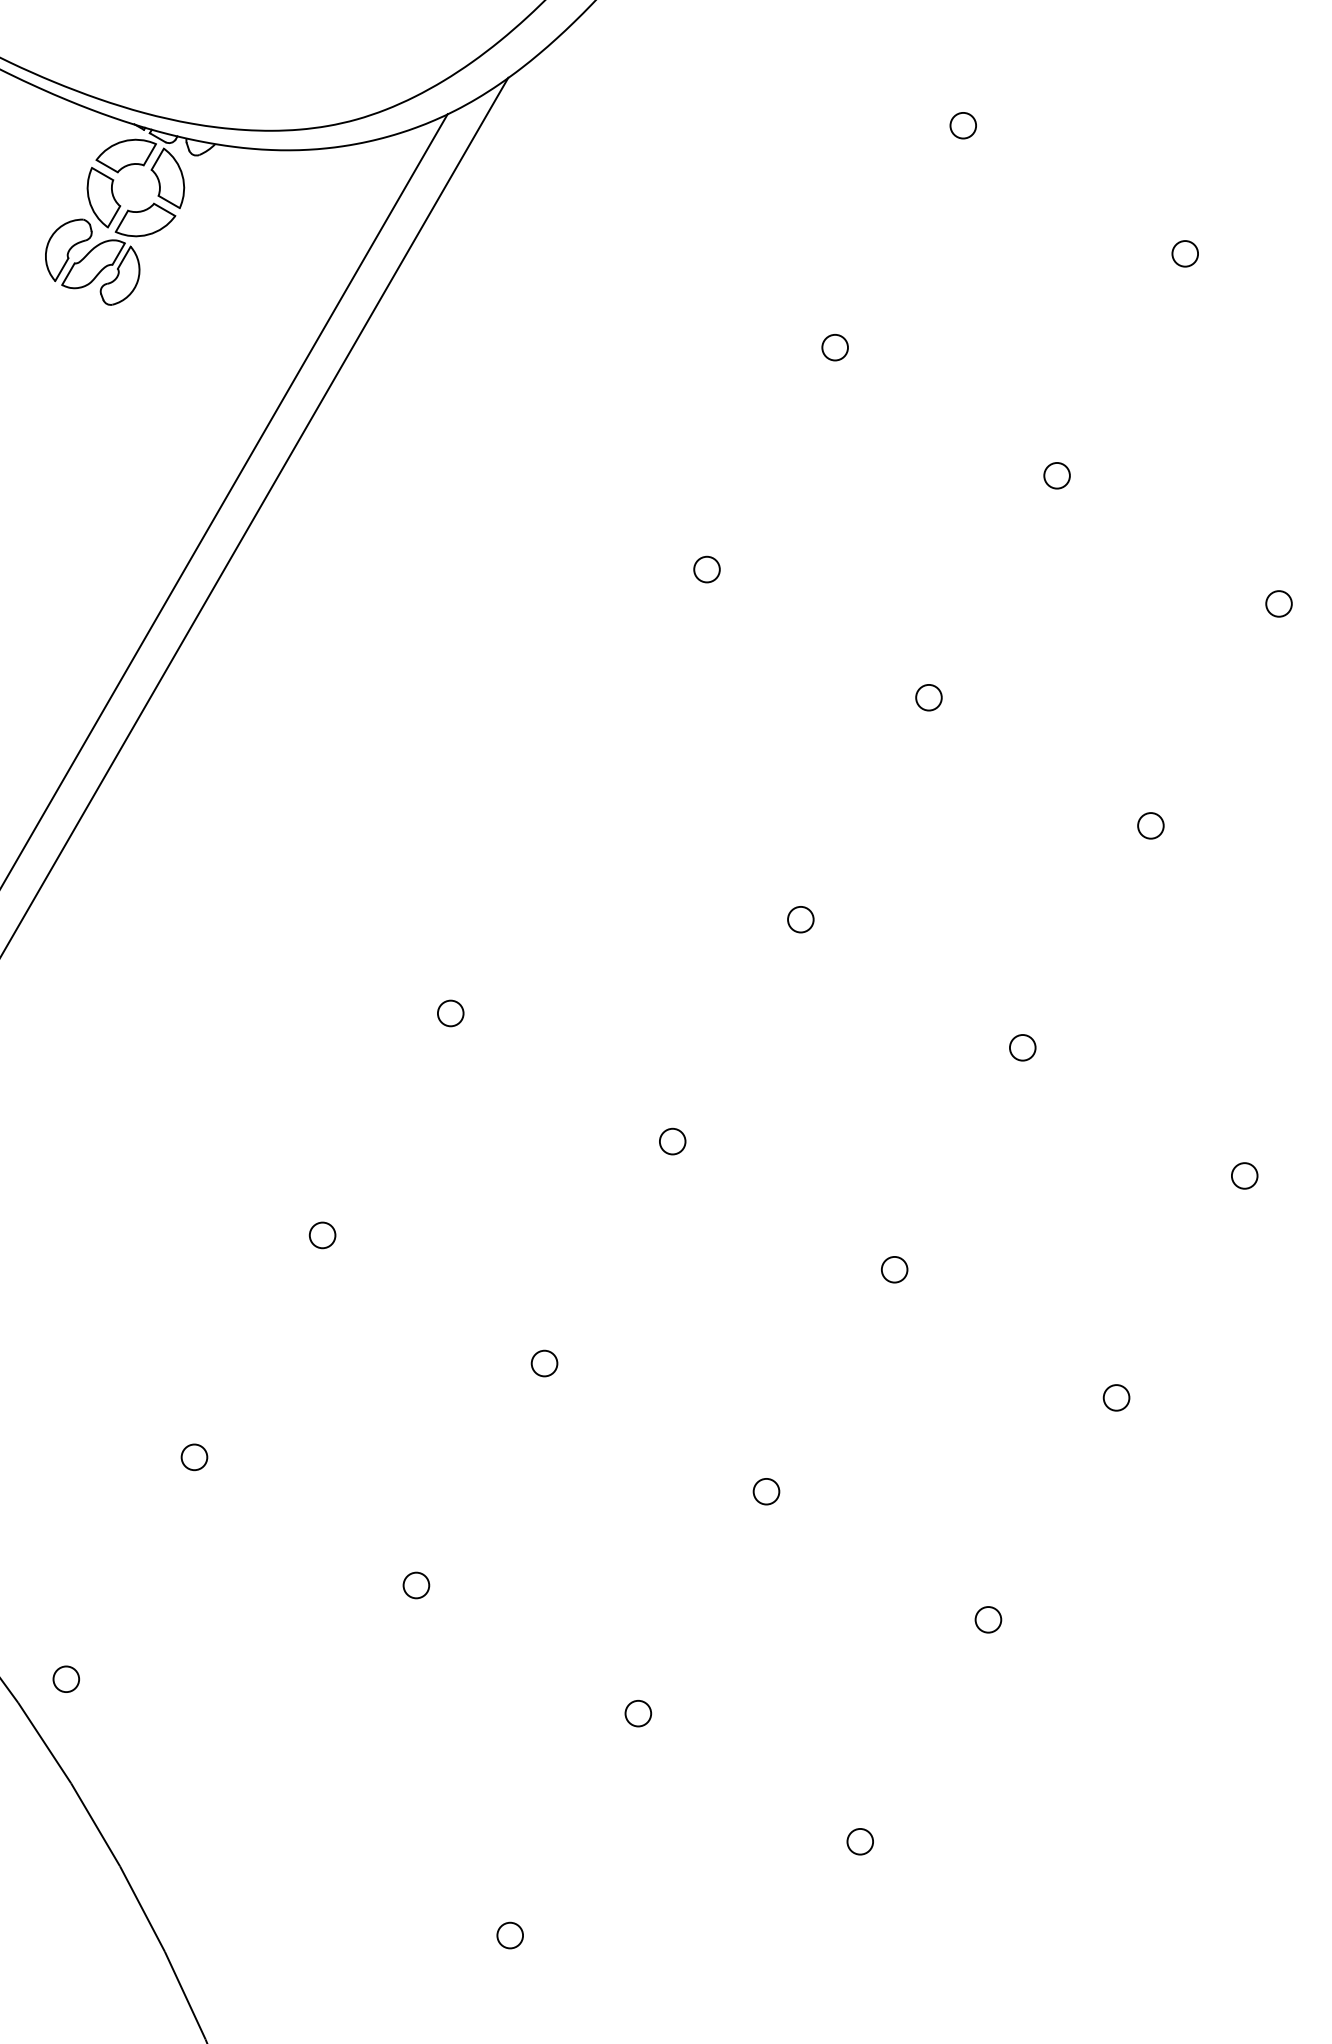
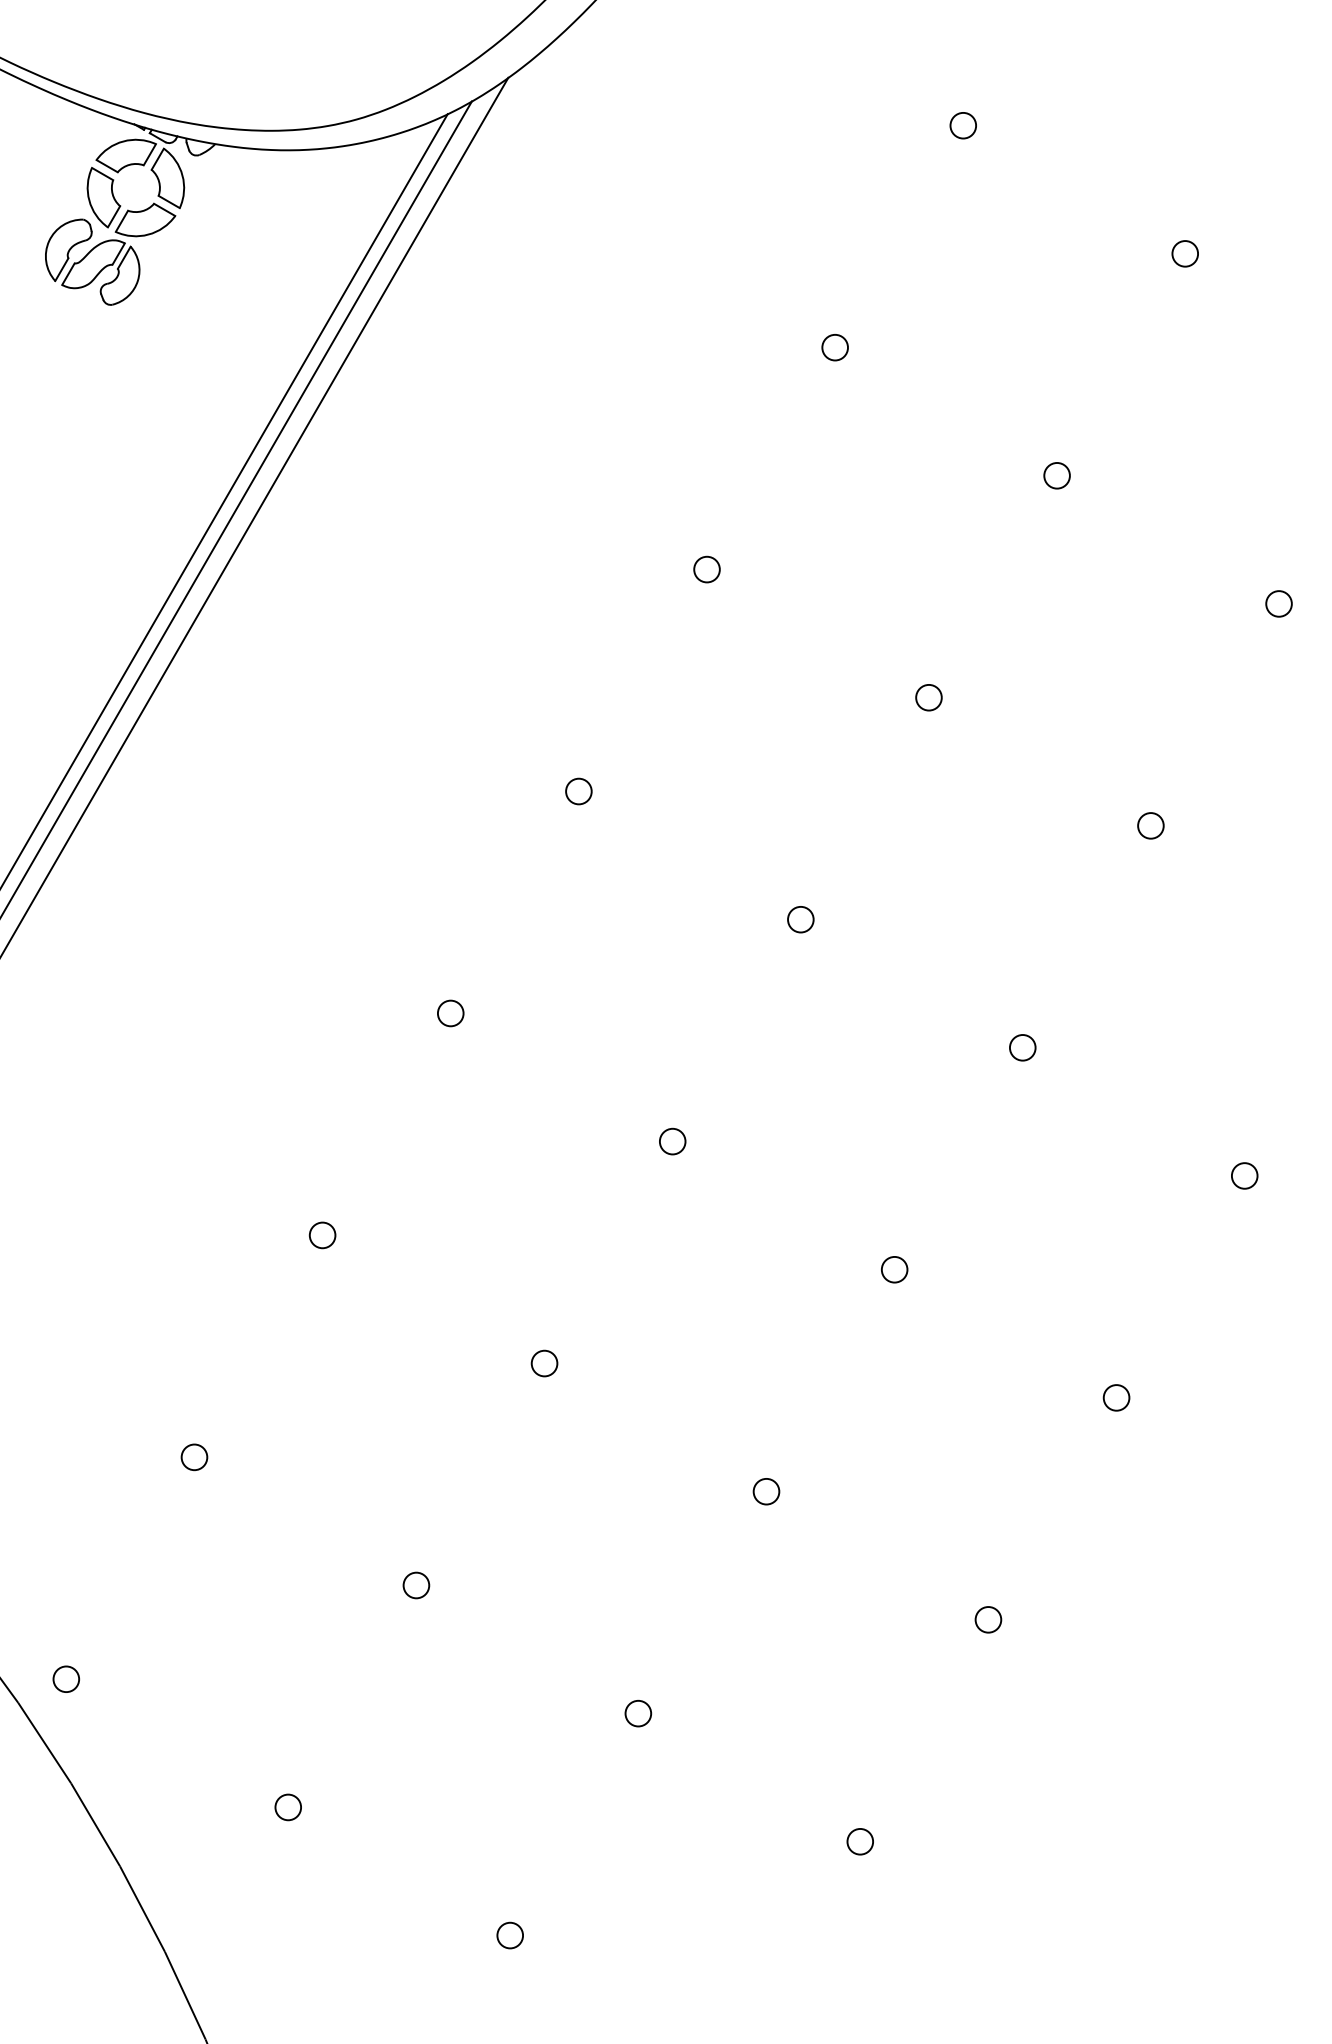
line: none -> present (236, 507)
circle: none -> present (578, 791)
circle: none -> present (287, 1807)
